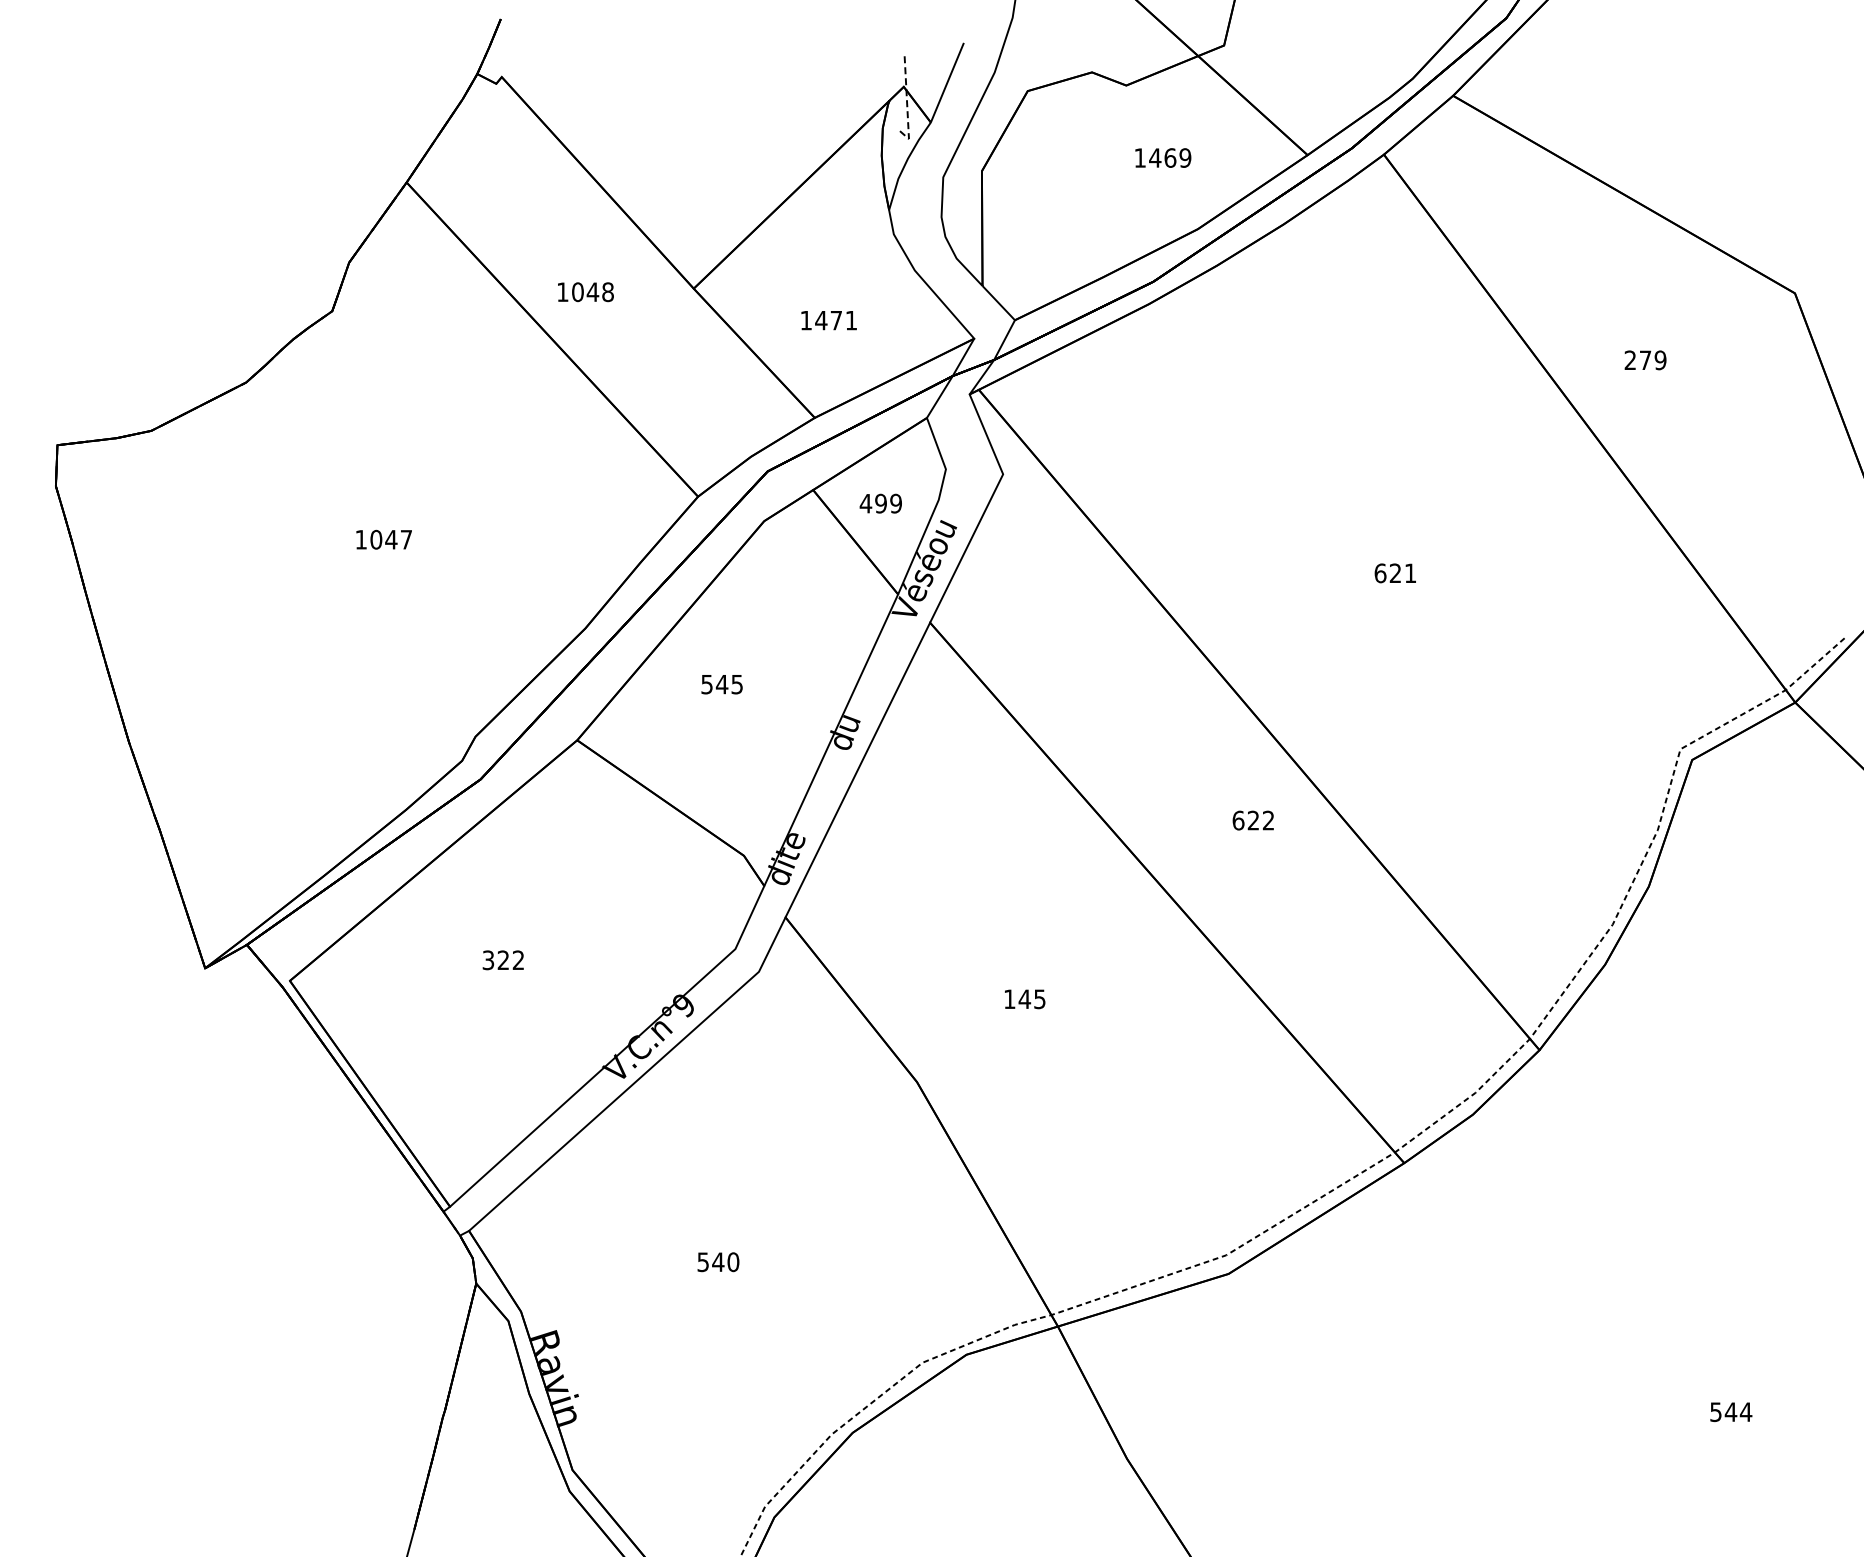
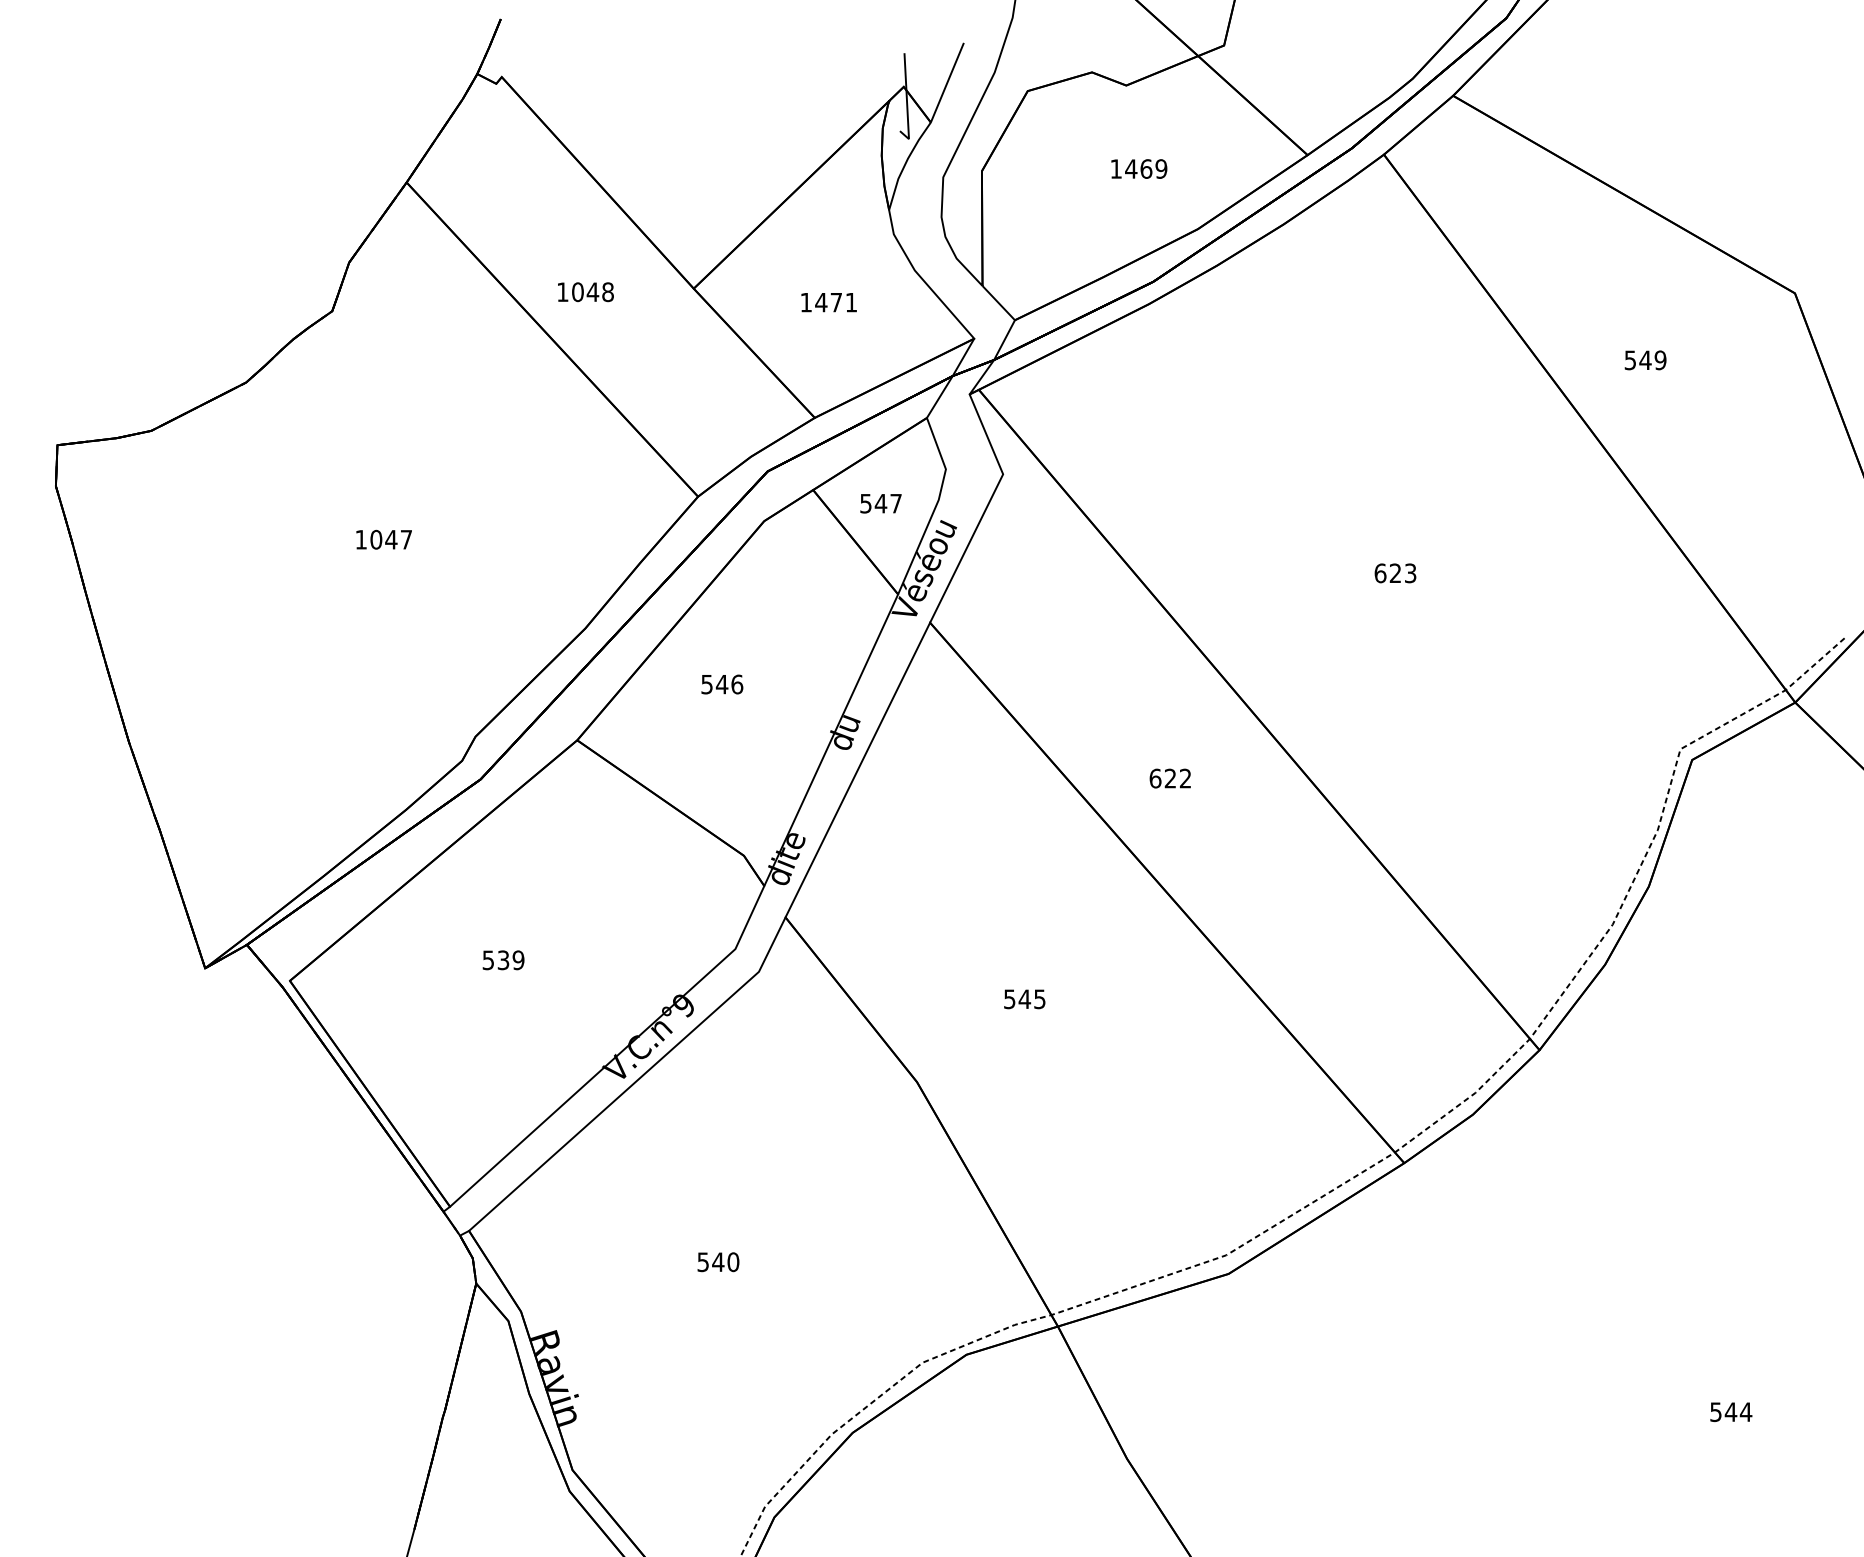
line: dashed -> solid (907, 102)
text position: (1163, 157) -> (1139, 168) (1139, 168)
text position: (828, 320) -> (828, 302) (828, 302)
text: 279 -> 549 (1637, 360)
text: 499 -> 547 (880, 503)
text: 621 -> 623 (1410, 573)
text: 545 -> 546 (737, 684)
text position: (1252, 820) -> (1169, 778) (1169, 778)
text: 322 -> 539 (503, 960)
text: 145 -> 545 (1009, 999)
